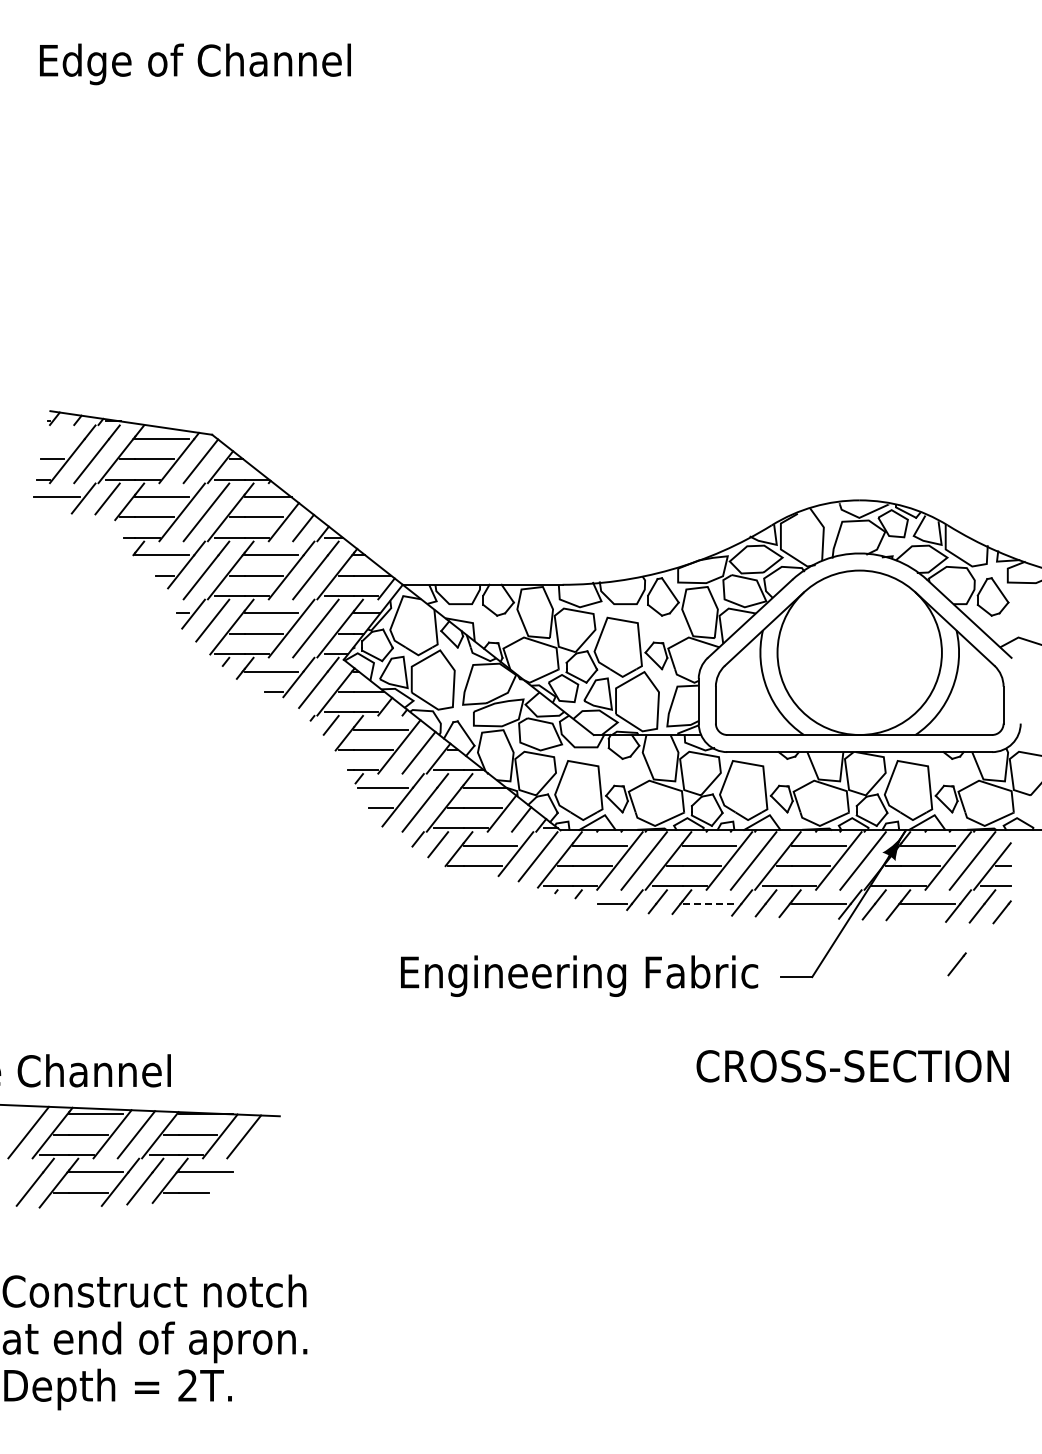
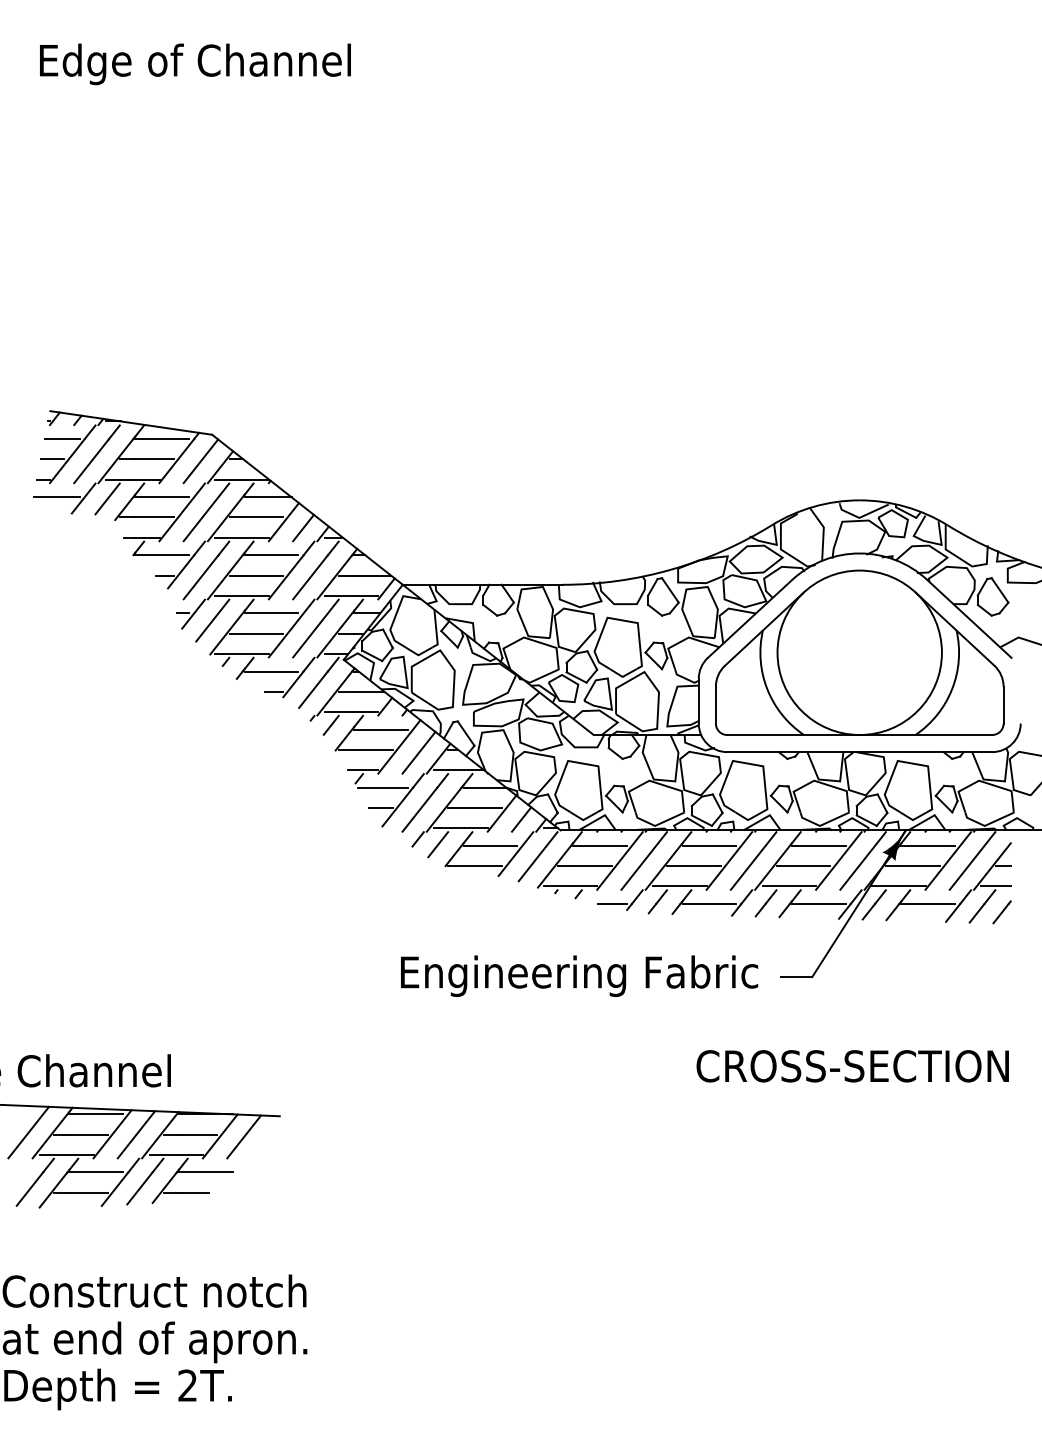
line: none -> present (62, 439)
line: dashed -> solid (709, 903)
line: present -> none (956, 964)
